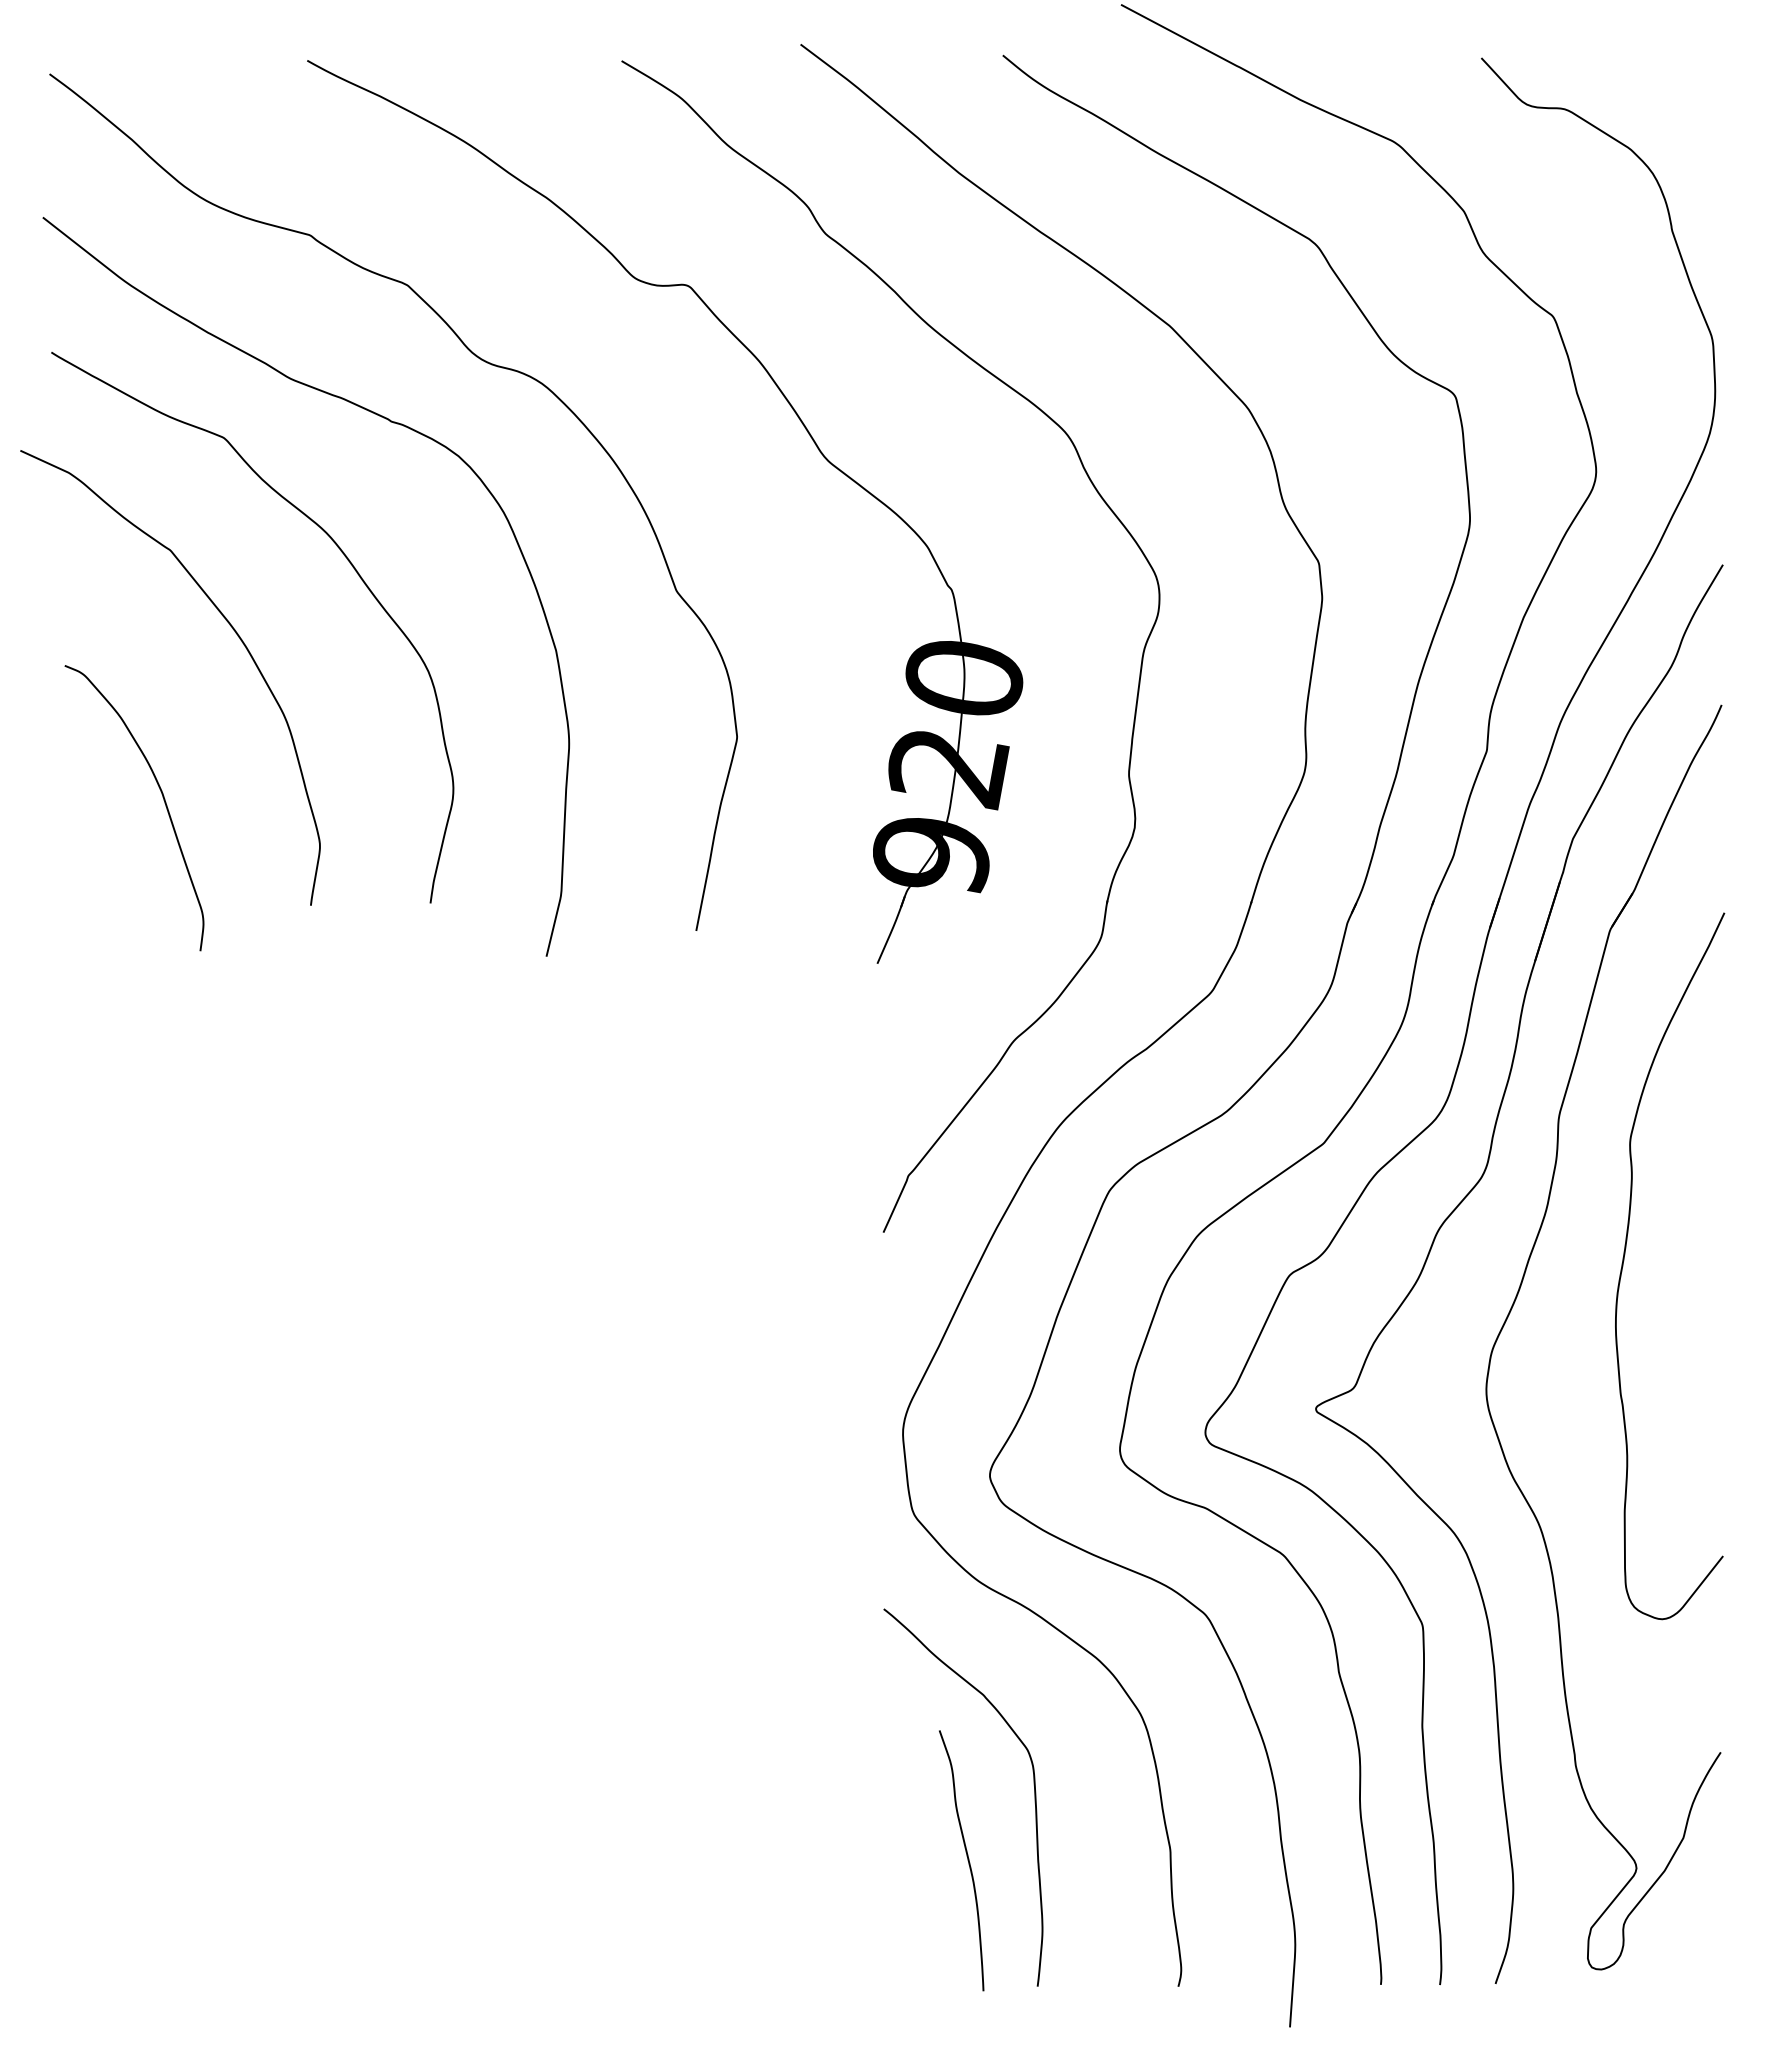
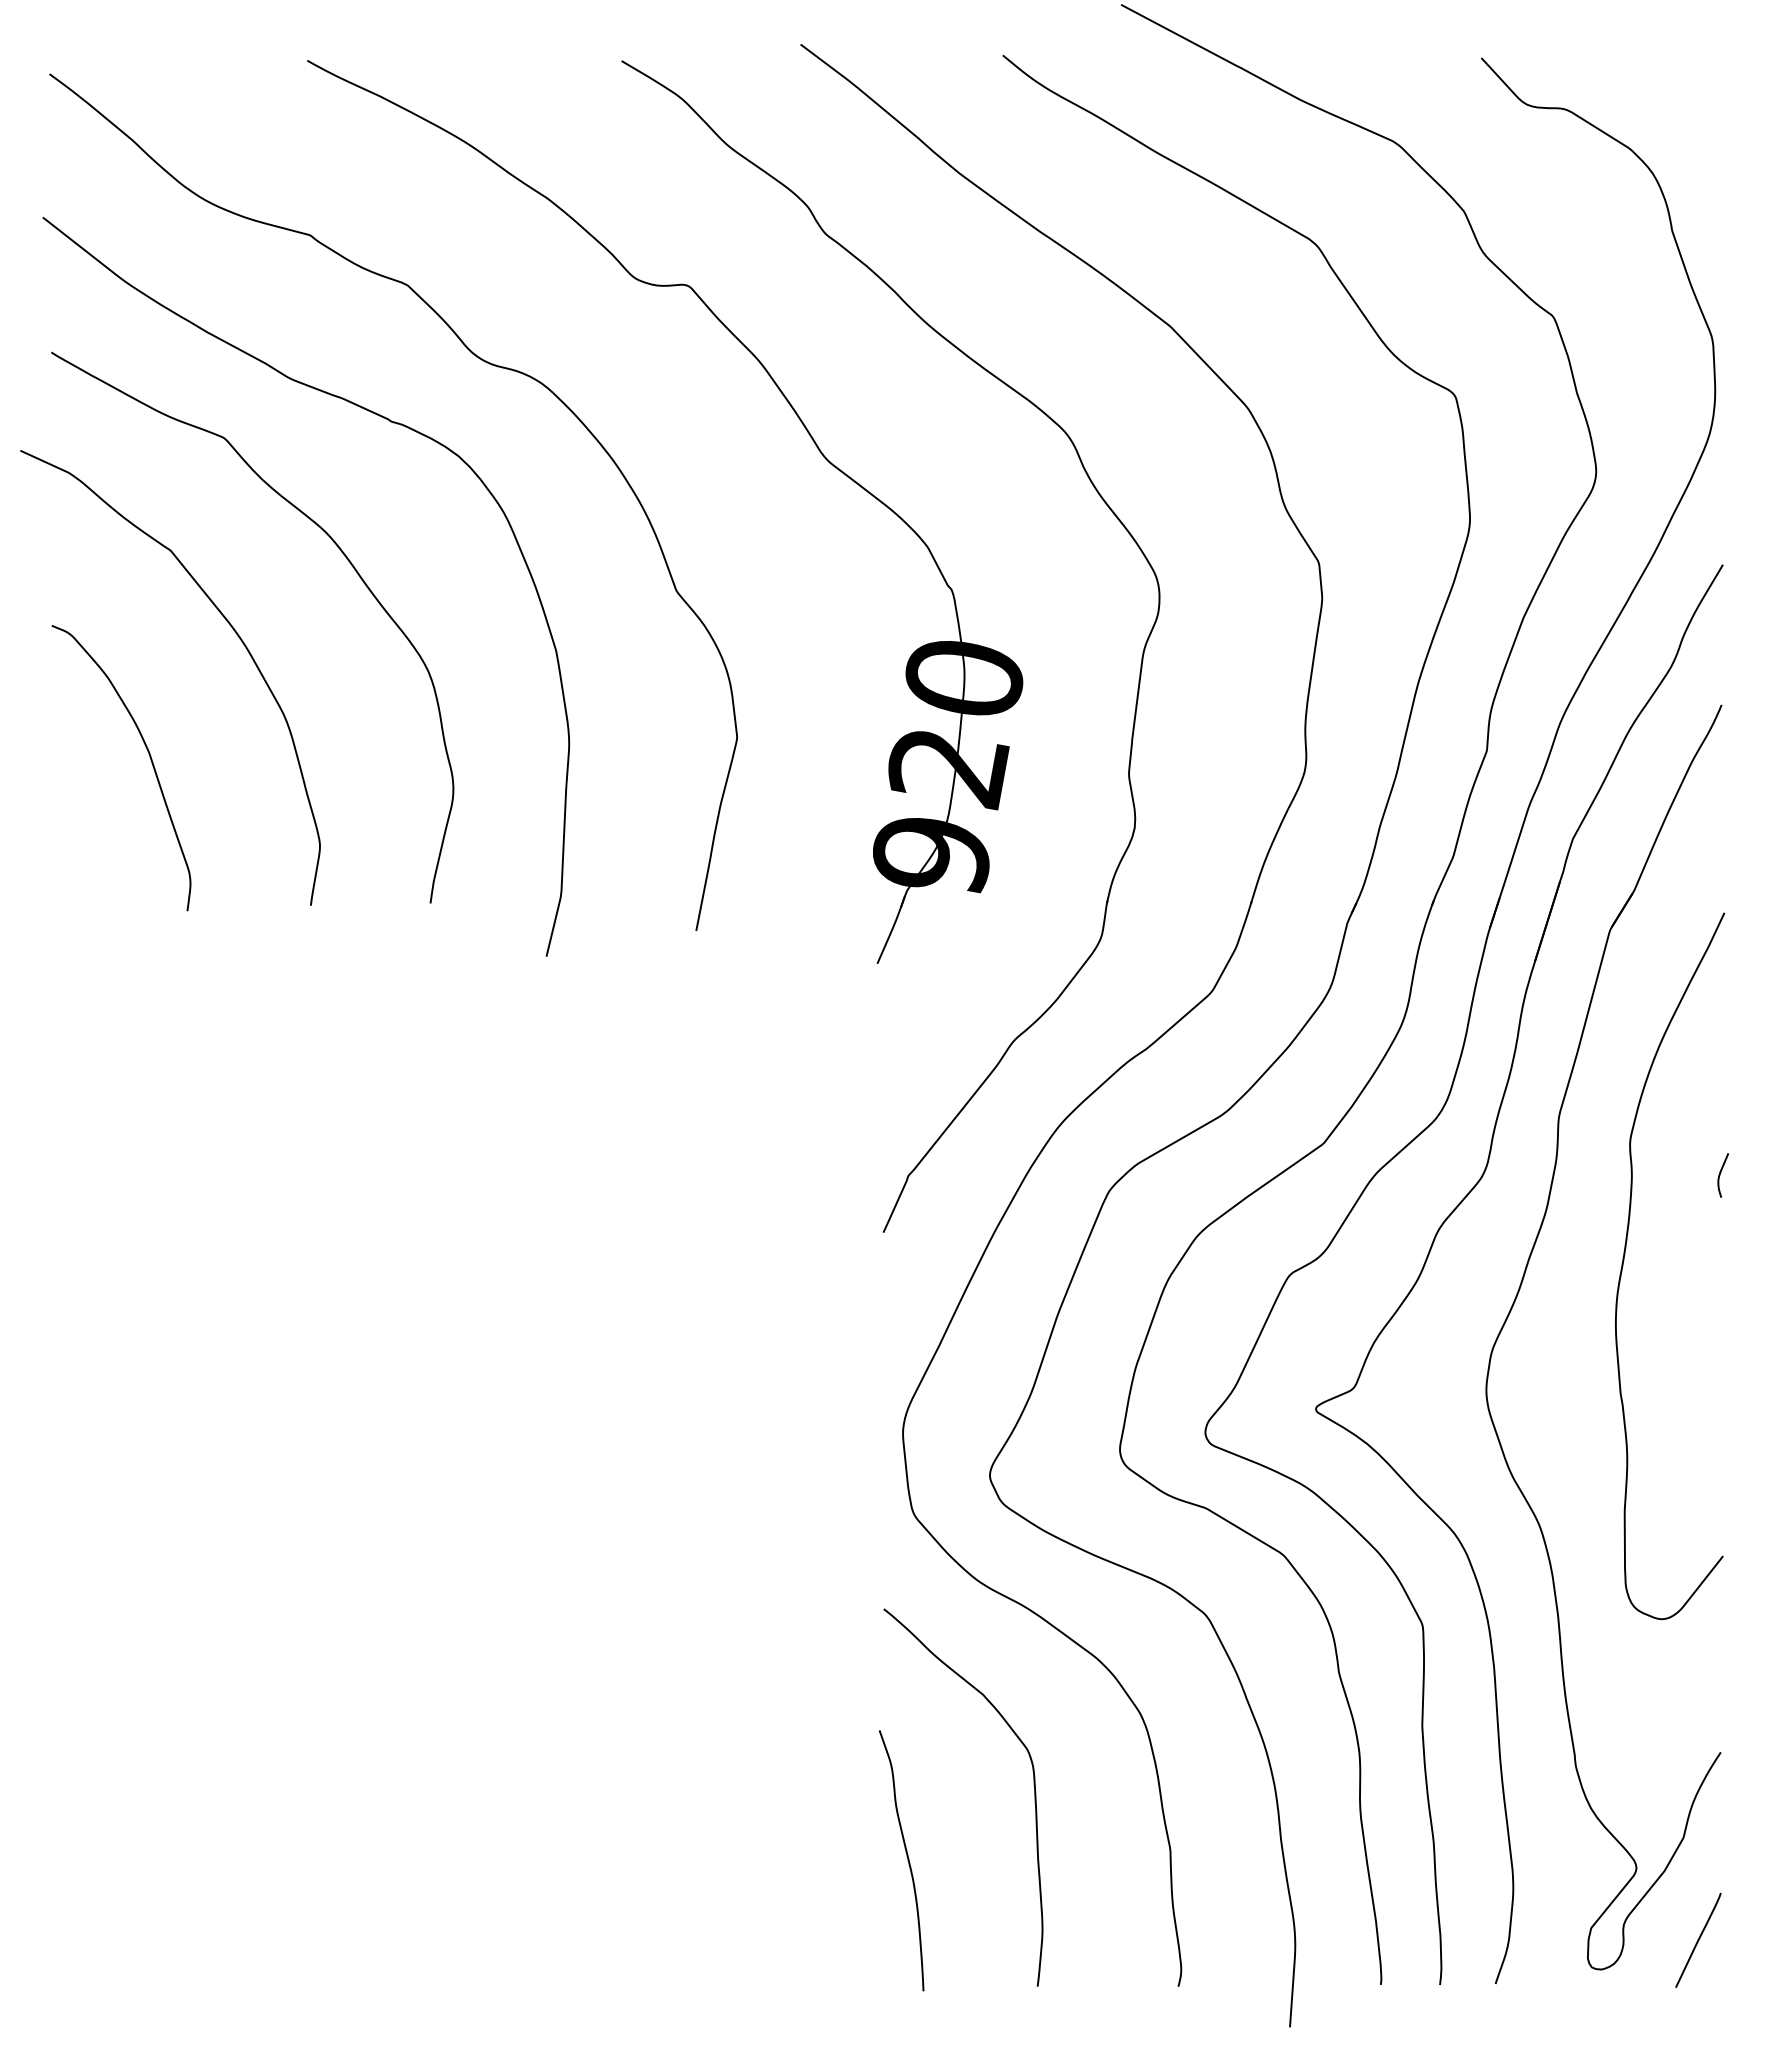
curve position: (162, 797) -> (149, 757) (149, 757)
curve: none -> present (1720, 1175)
curve position: (967, 1860) -> (907, 1860) (907, 1860)
line: none -> present (1698, 1939)
